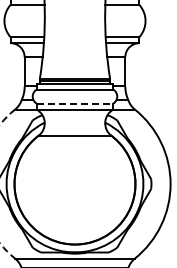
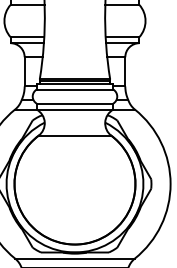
line: dashed -> solid (75, 103)
arc: dashed -> solid (0, 243)
